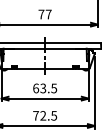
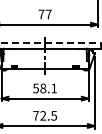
line: solid -> dashed (51, 43)
text: 63.5 -> 58.1 (45, 88)
